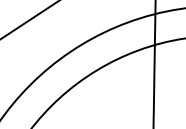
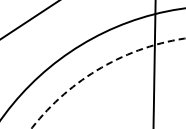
circle: solid -> dashed (108, 83)
